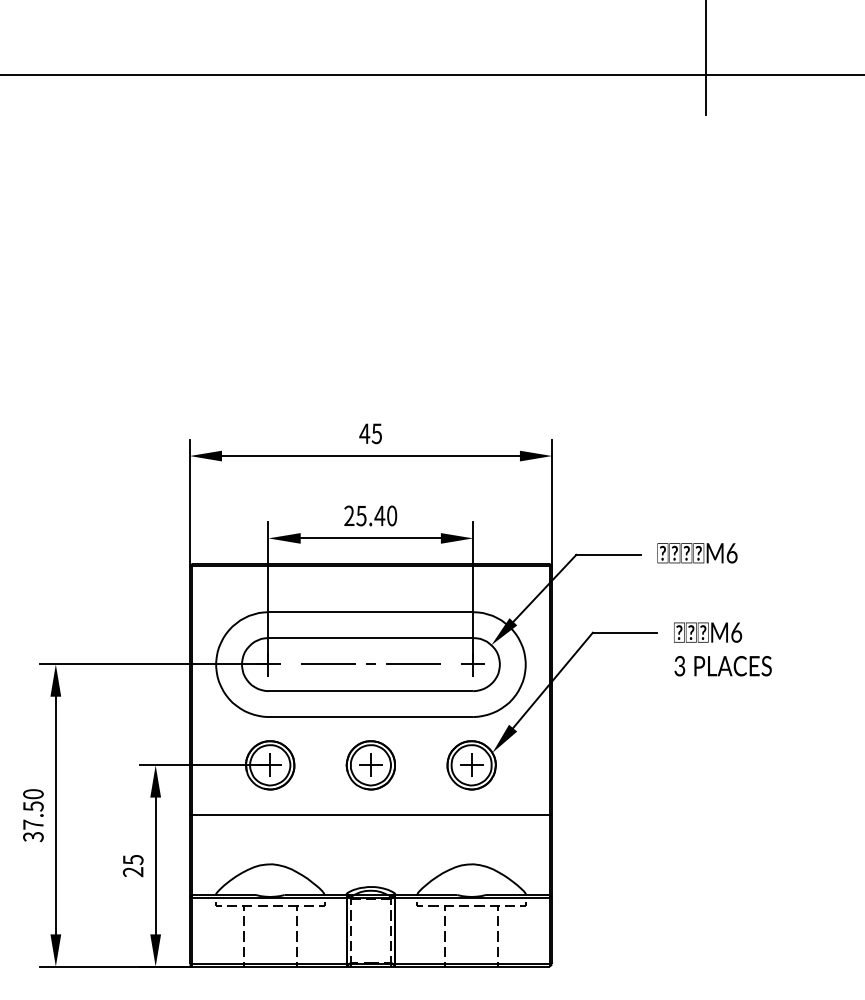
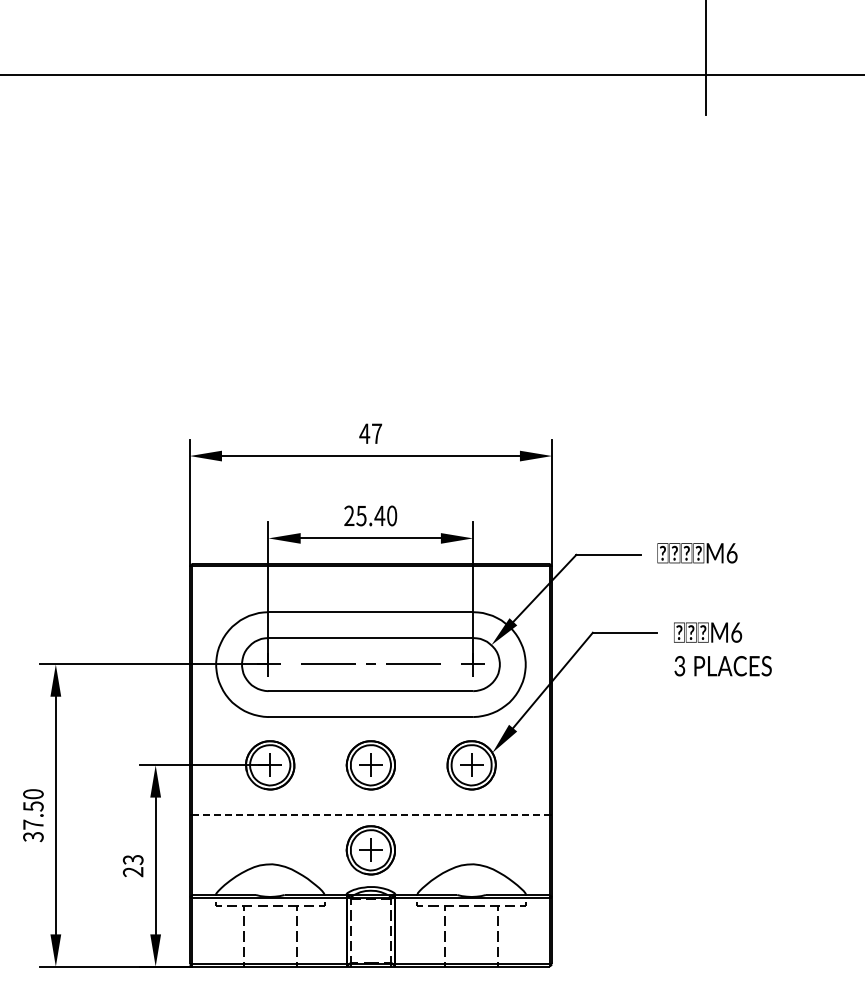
text: 45 -> 47 (376, 433)
line: solid -> dashed (370, 814)
part: none -> present (370, 850)
text: 25 -> 23 (132, 859)
